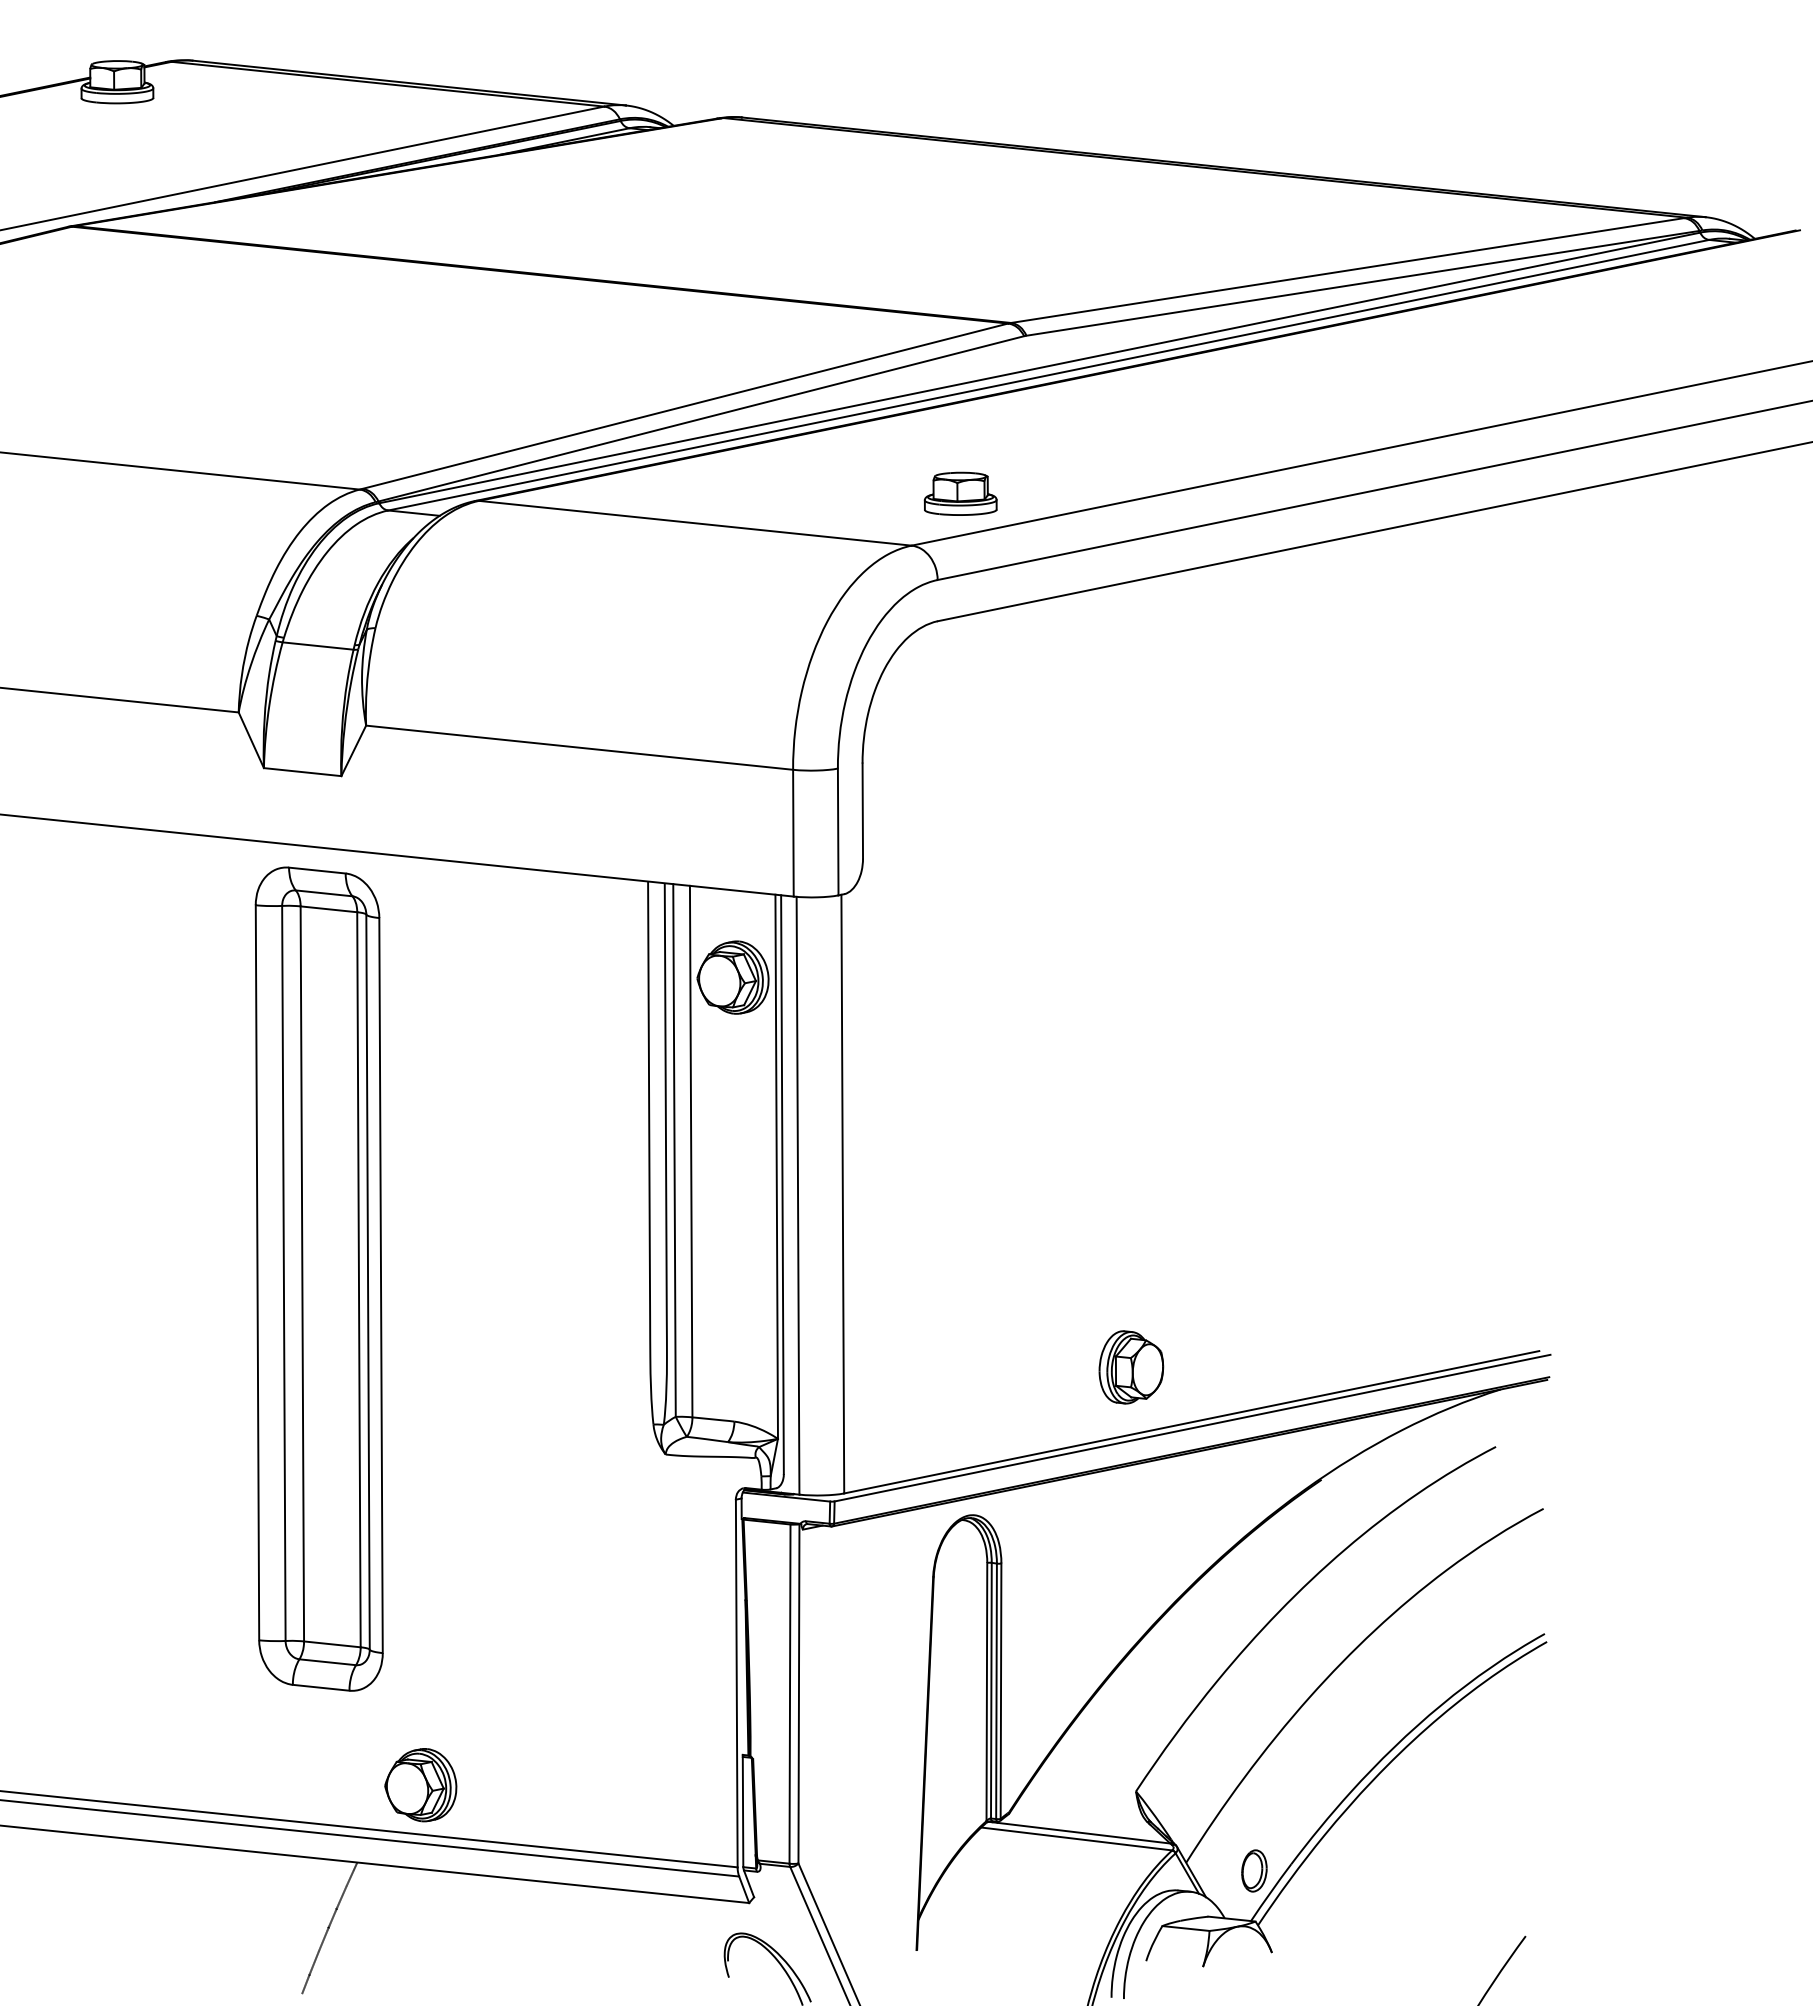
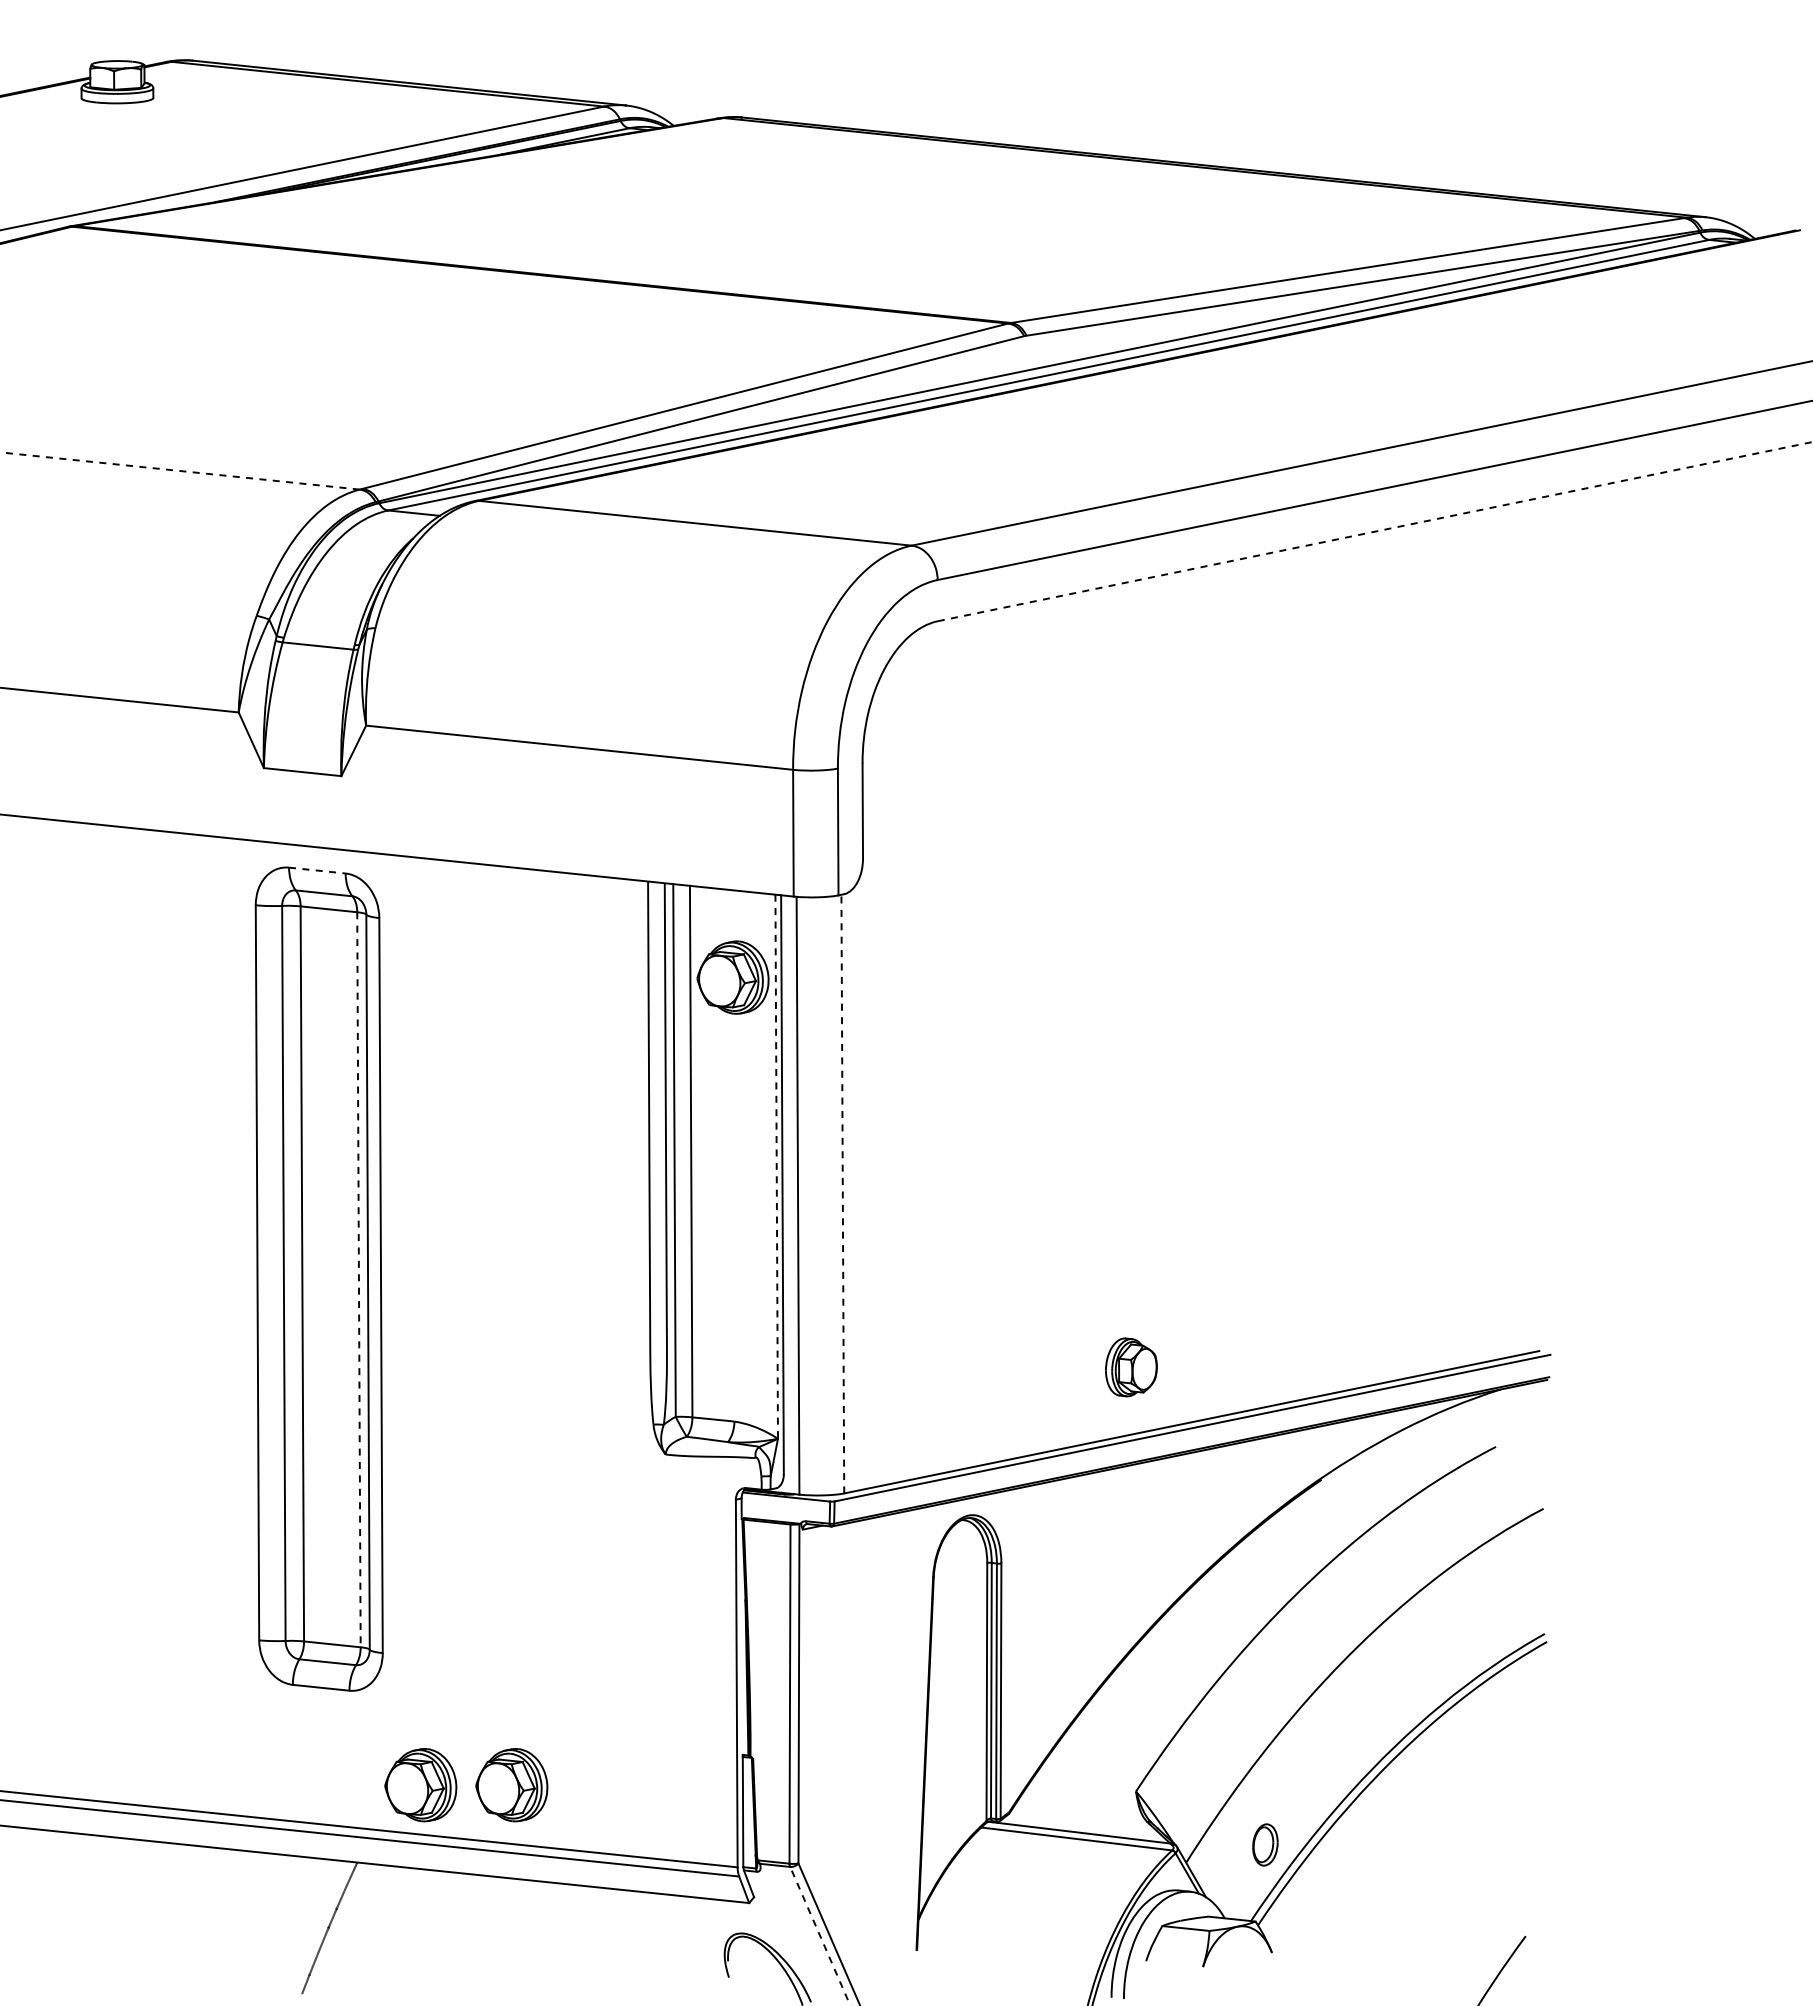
line: solid -> dashed (179, 470)
part: present -> none (960, 493)
line: solid -> dashed (1375, 531)
line: solid -> dashed (317, 870)
line: solid -> dashed (776, 1167)
line: solid -> dashed (842, 1193)
line: solid -> dashed (358, 1279)
part size: 67x75 px -> 53x61 px (1131, 1367)
part: none -> present (511, 1785)
part position: (1254, 1870) -> (1265, 1844) (1265, 1844)
line: solid -> dashed (819, 1935)
